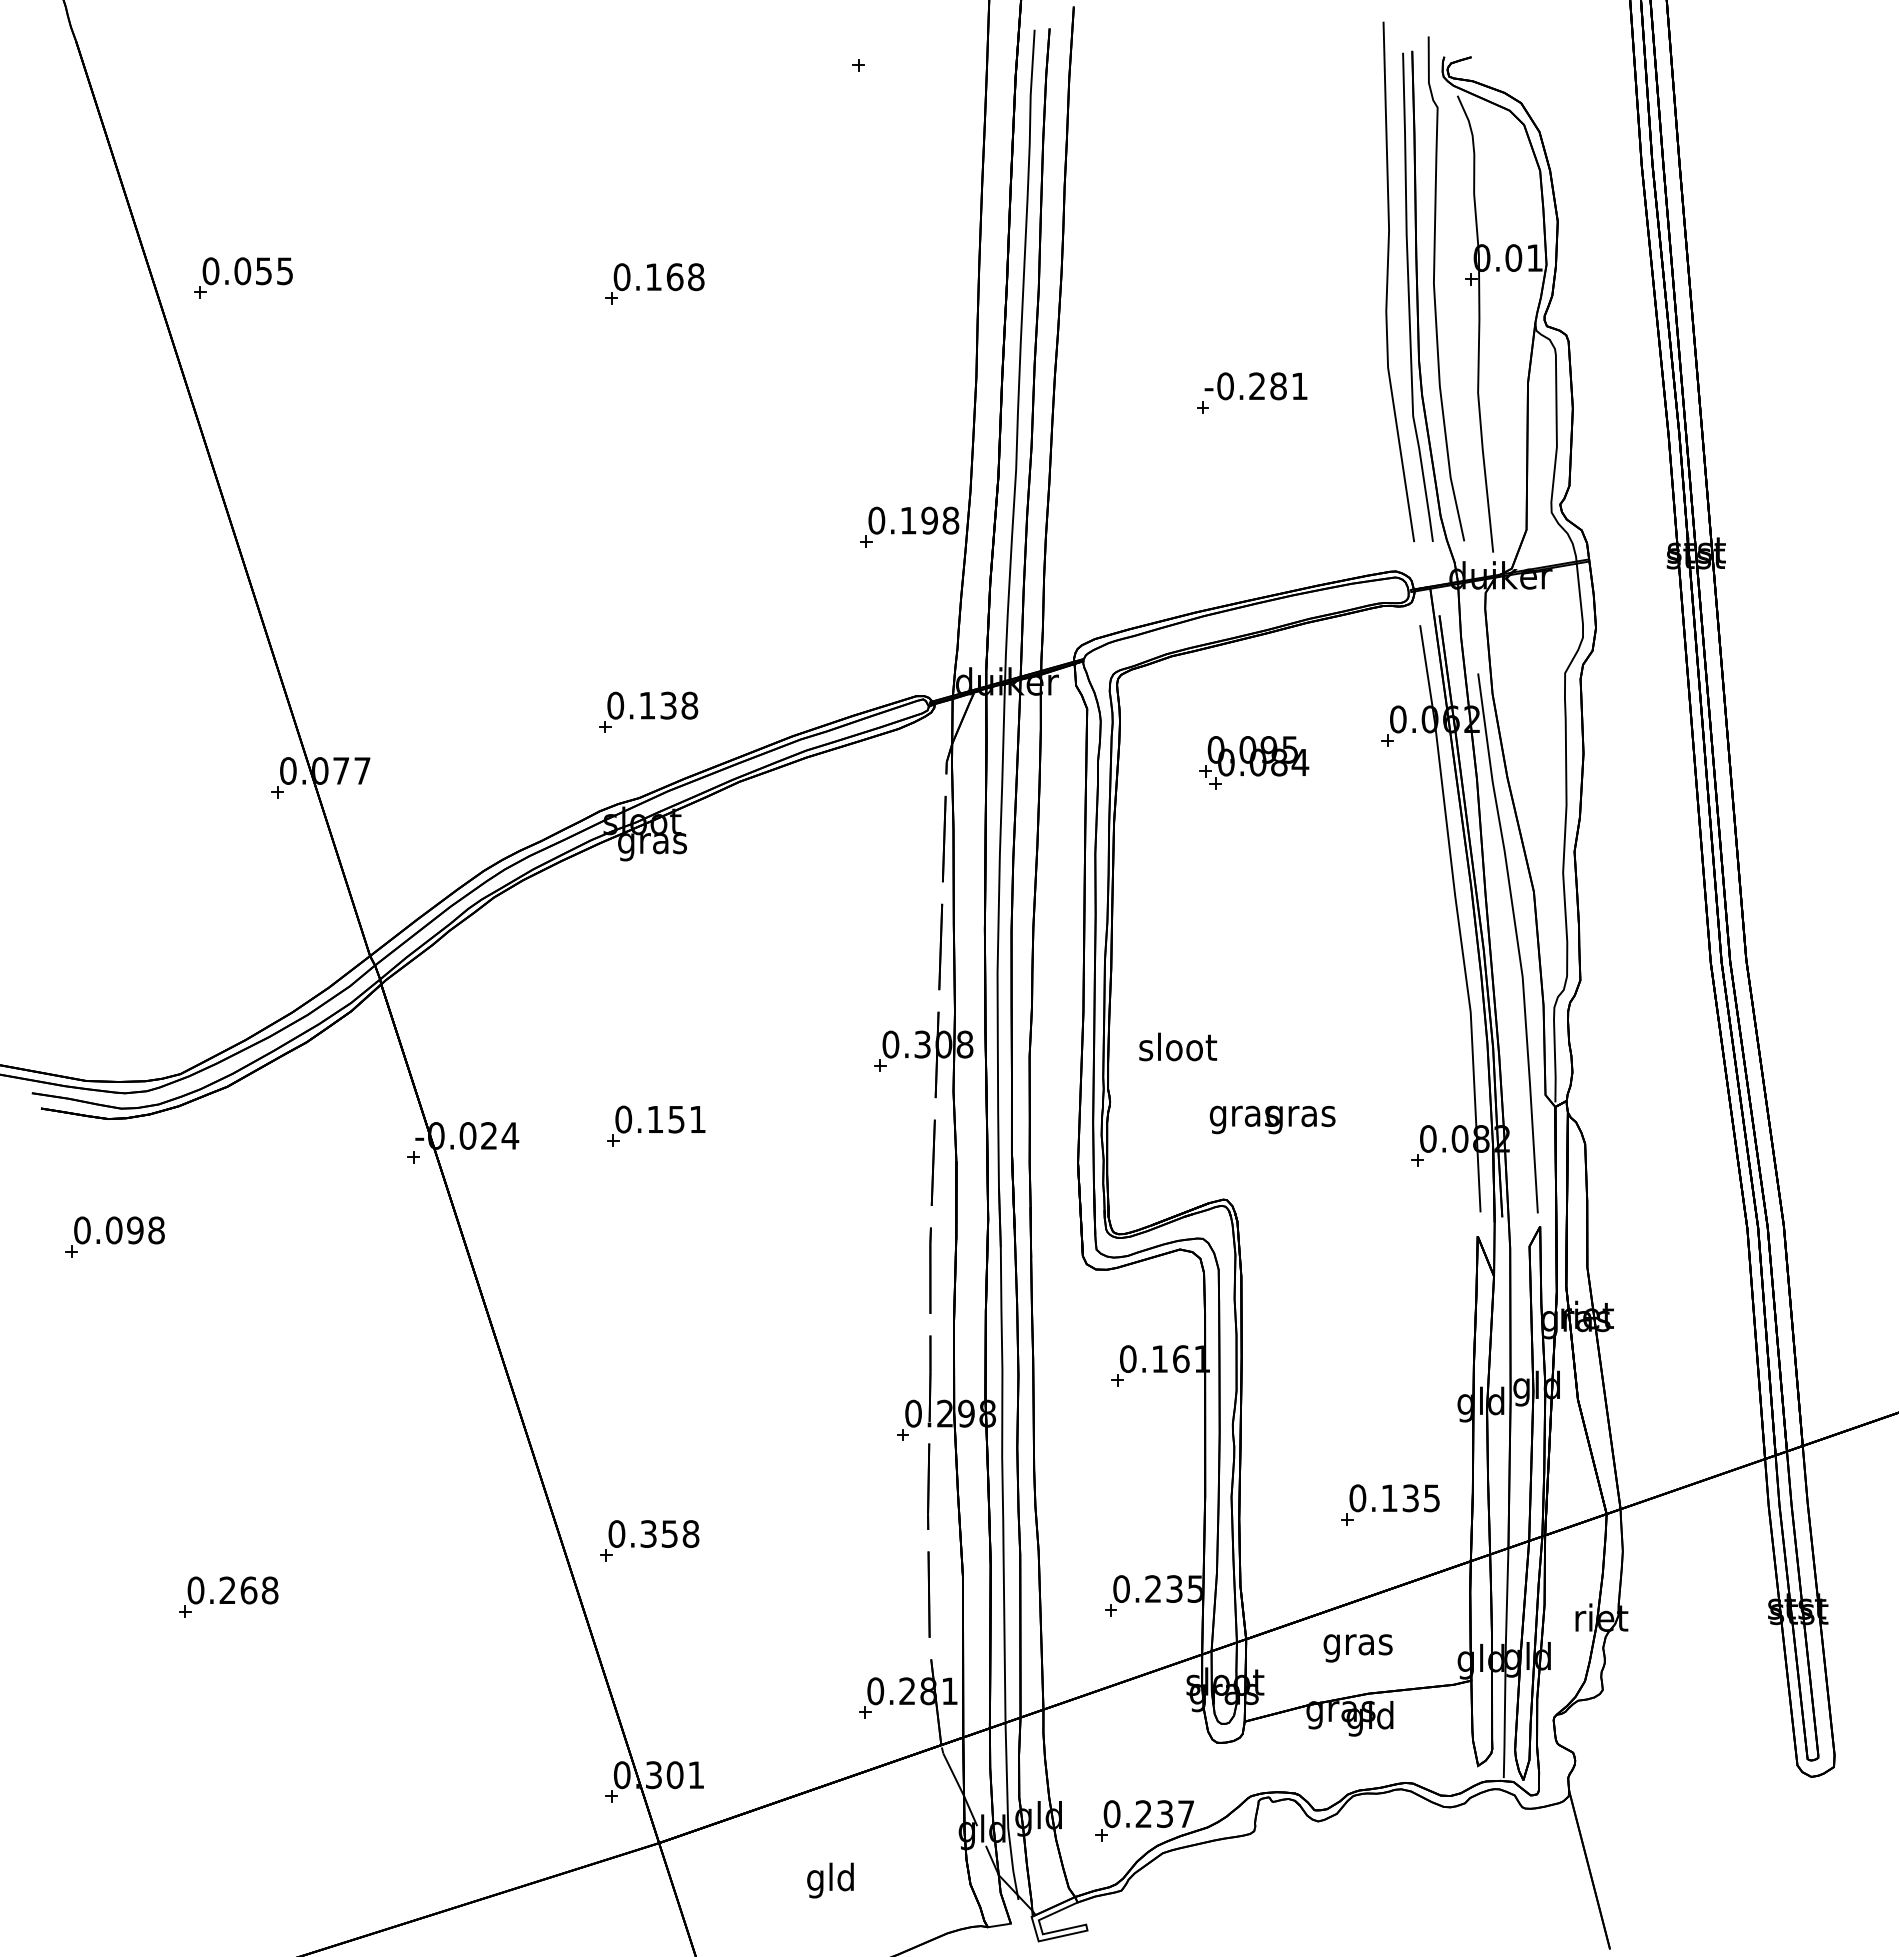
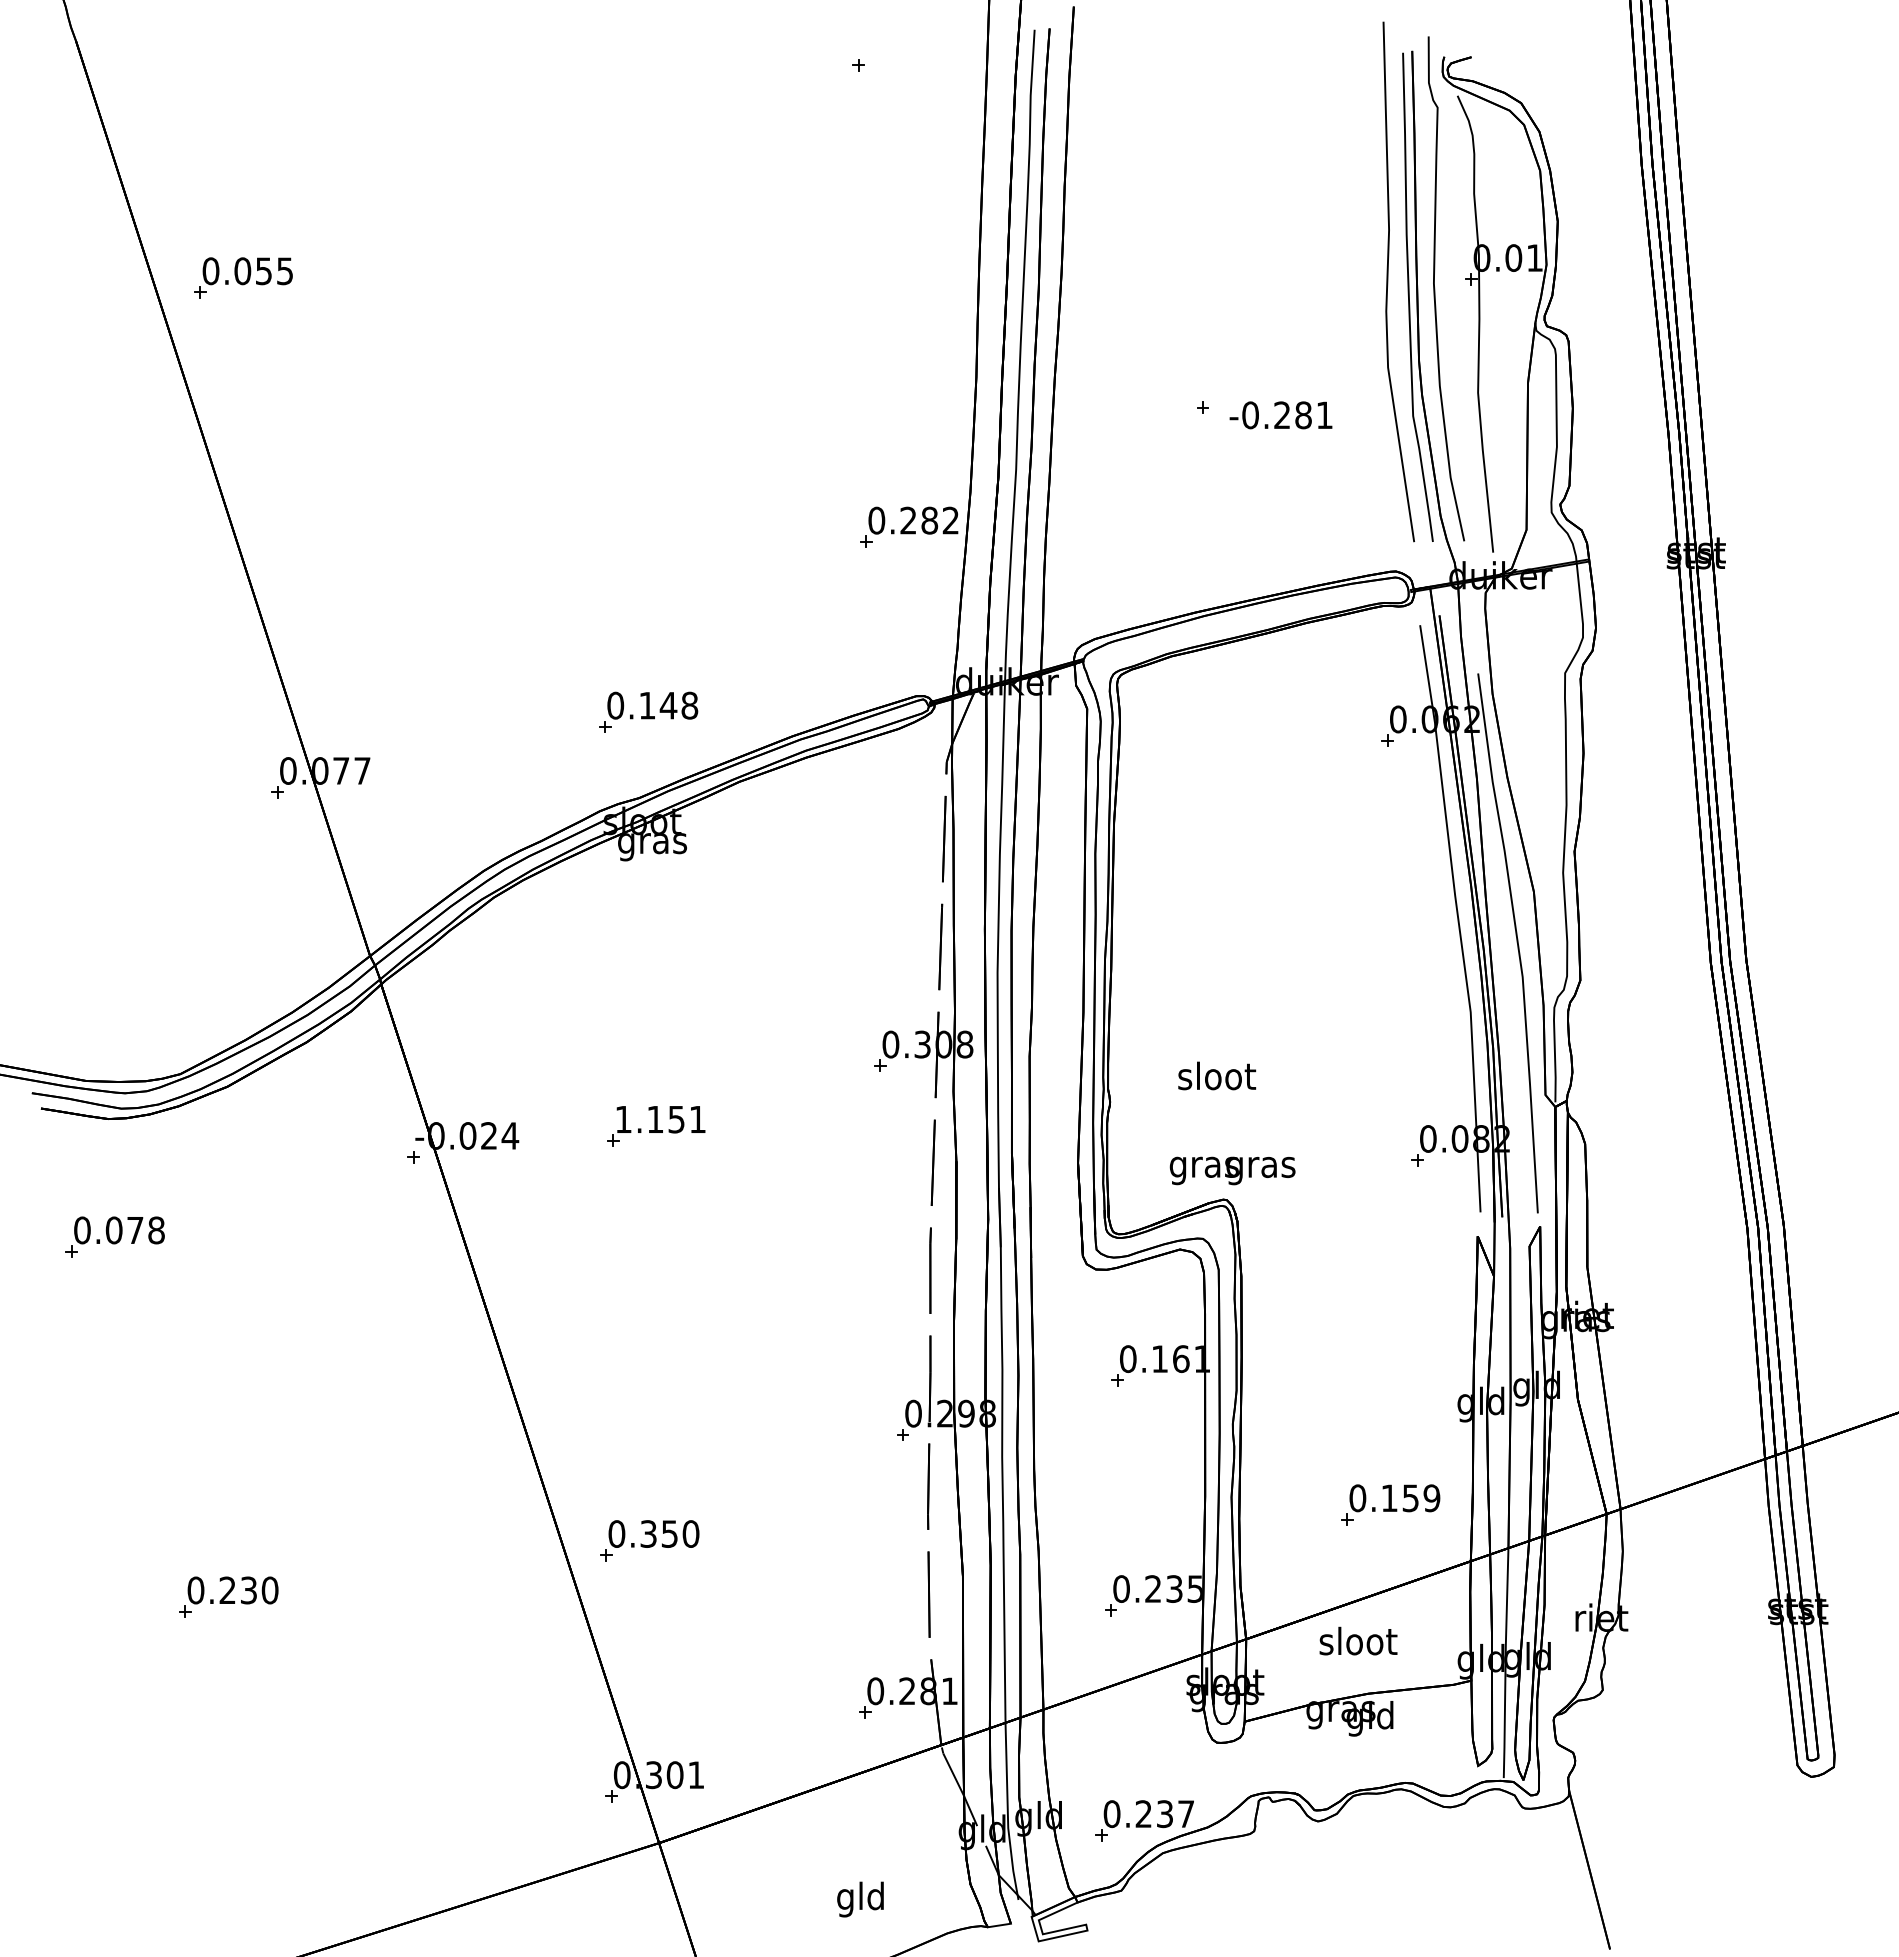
part: present -> none (654, 283)
text position: (1255, 386) -> (1280, 415) (1280, 415)
text: 0.198 -> 0.282 (929, 520)
text: 0.138 -> 0.148 (668, 705)
part: present -> none (1254, 762)
text position: (1178, 1046) -> (1217, 1075) (1217, 1075)
text: 0.151 -> 1.151 (623, 1119)
text position: (1272, 1119) -> (1232, 1170) (1232, 1170)
text: 0.098 -> 0.078 (135, 1230)
text: 0.135 -> 0.159 (1421, 1498)
text: 0.358 -> 0.350 (690, 1533)
text: 0.268 -> 0.230 (259, 1590)
text: gras -> sloot (1358, 1644)
text position: (830, 1880) -> (860, 1899) (860, 1899)
